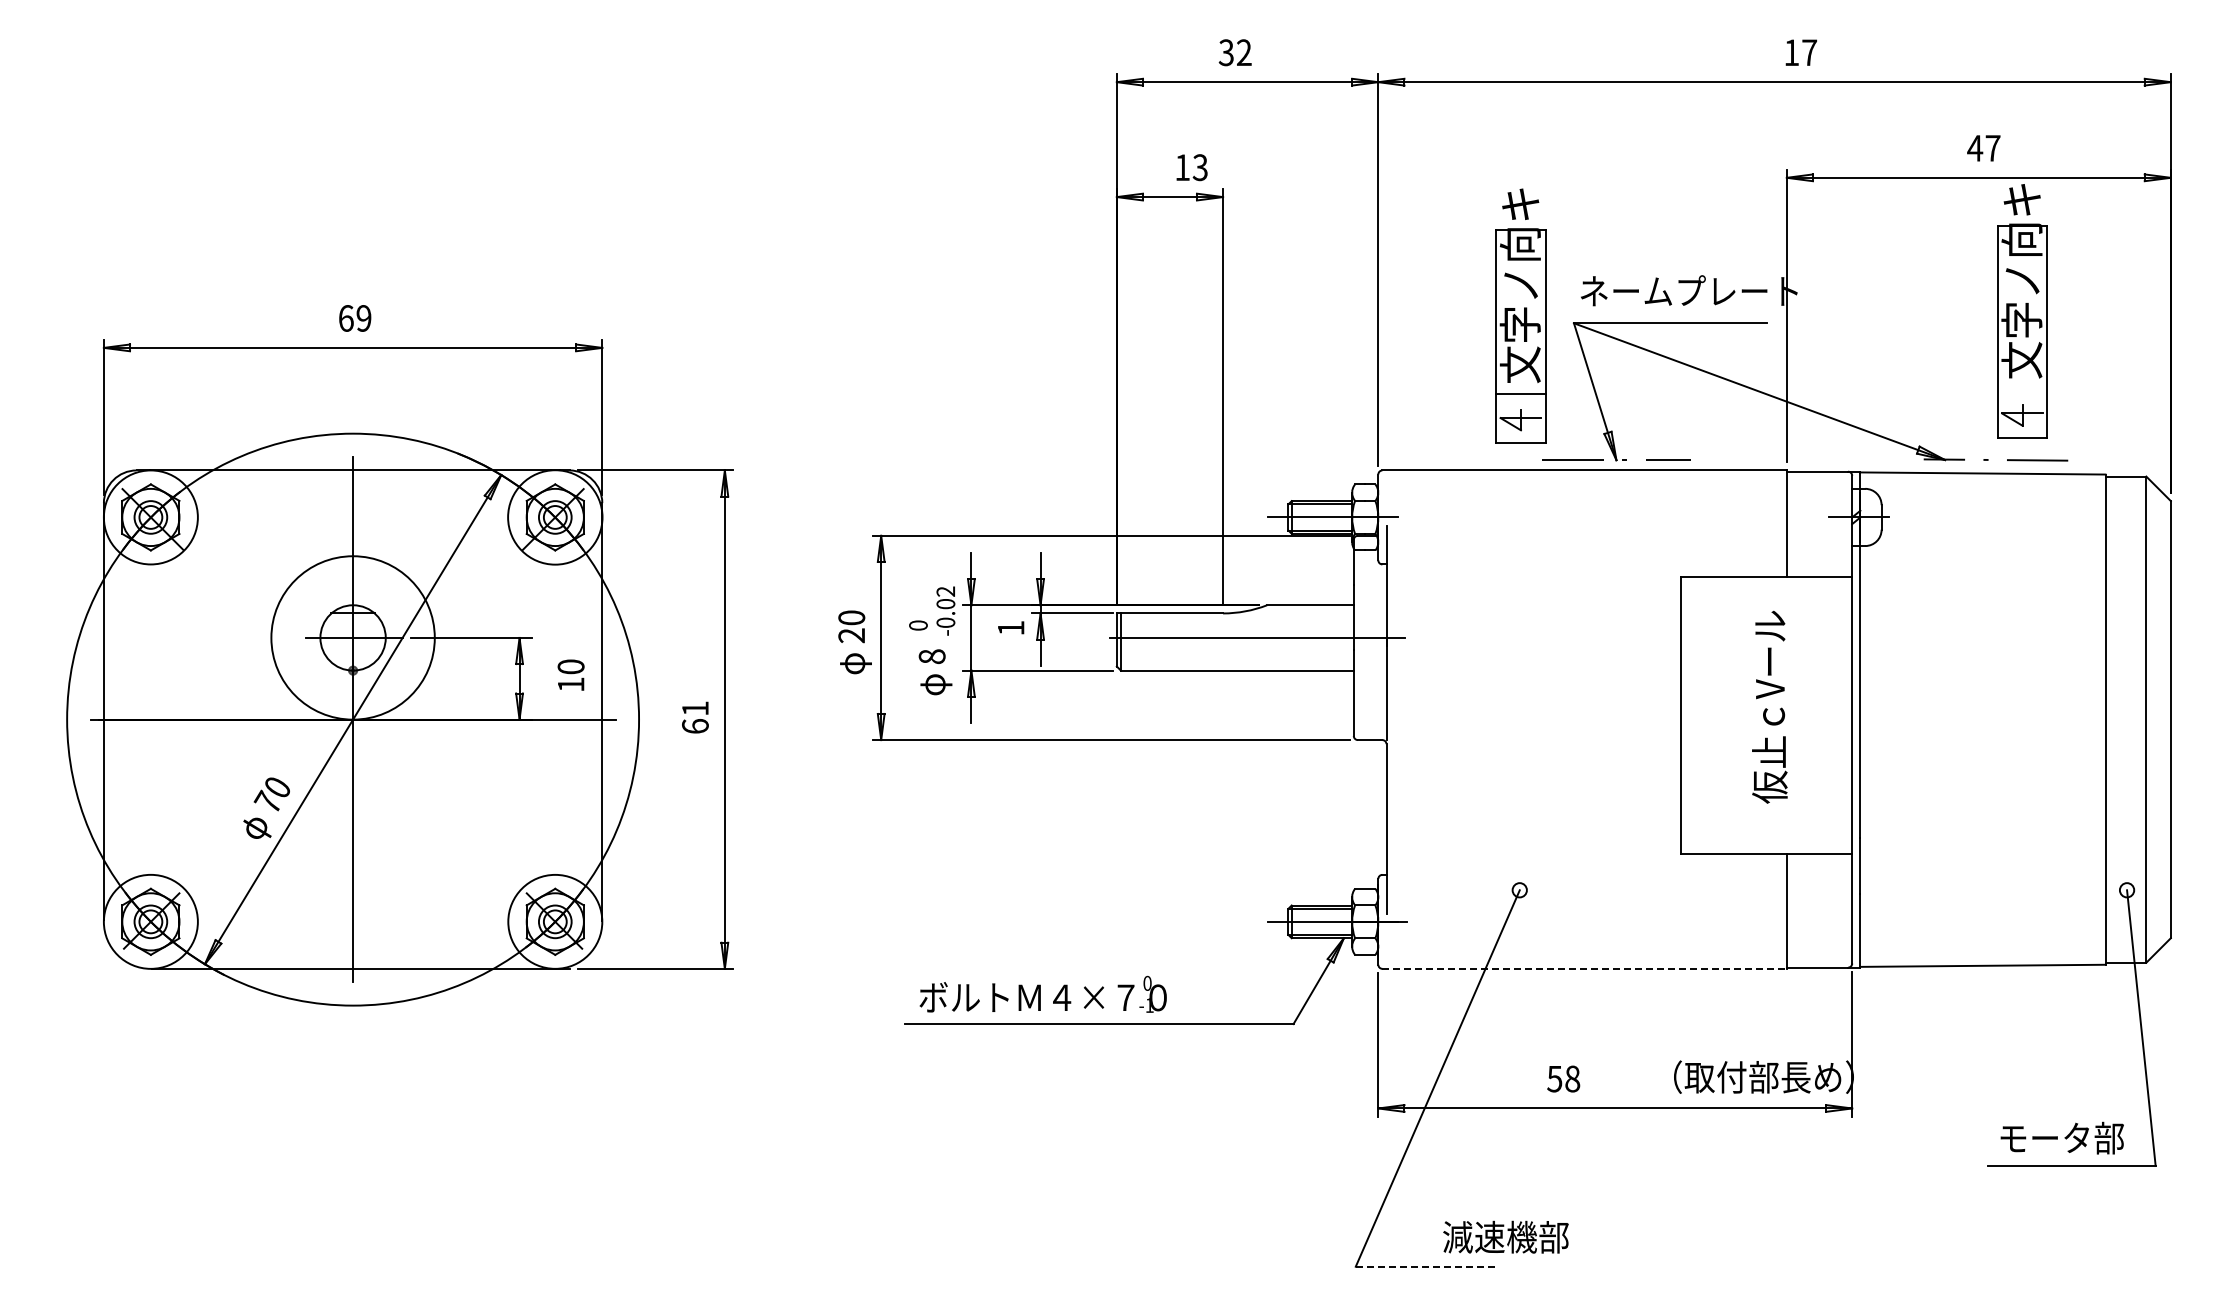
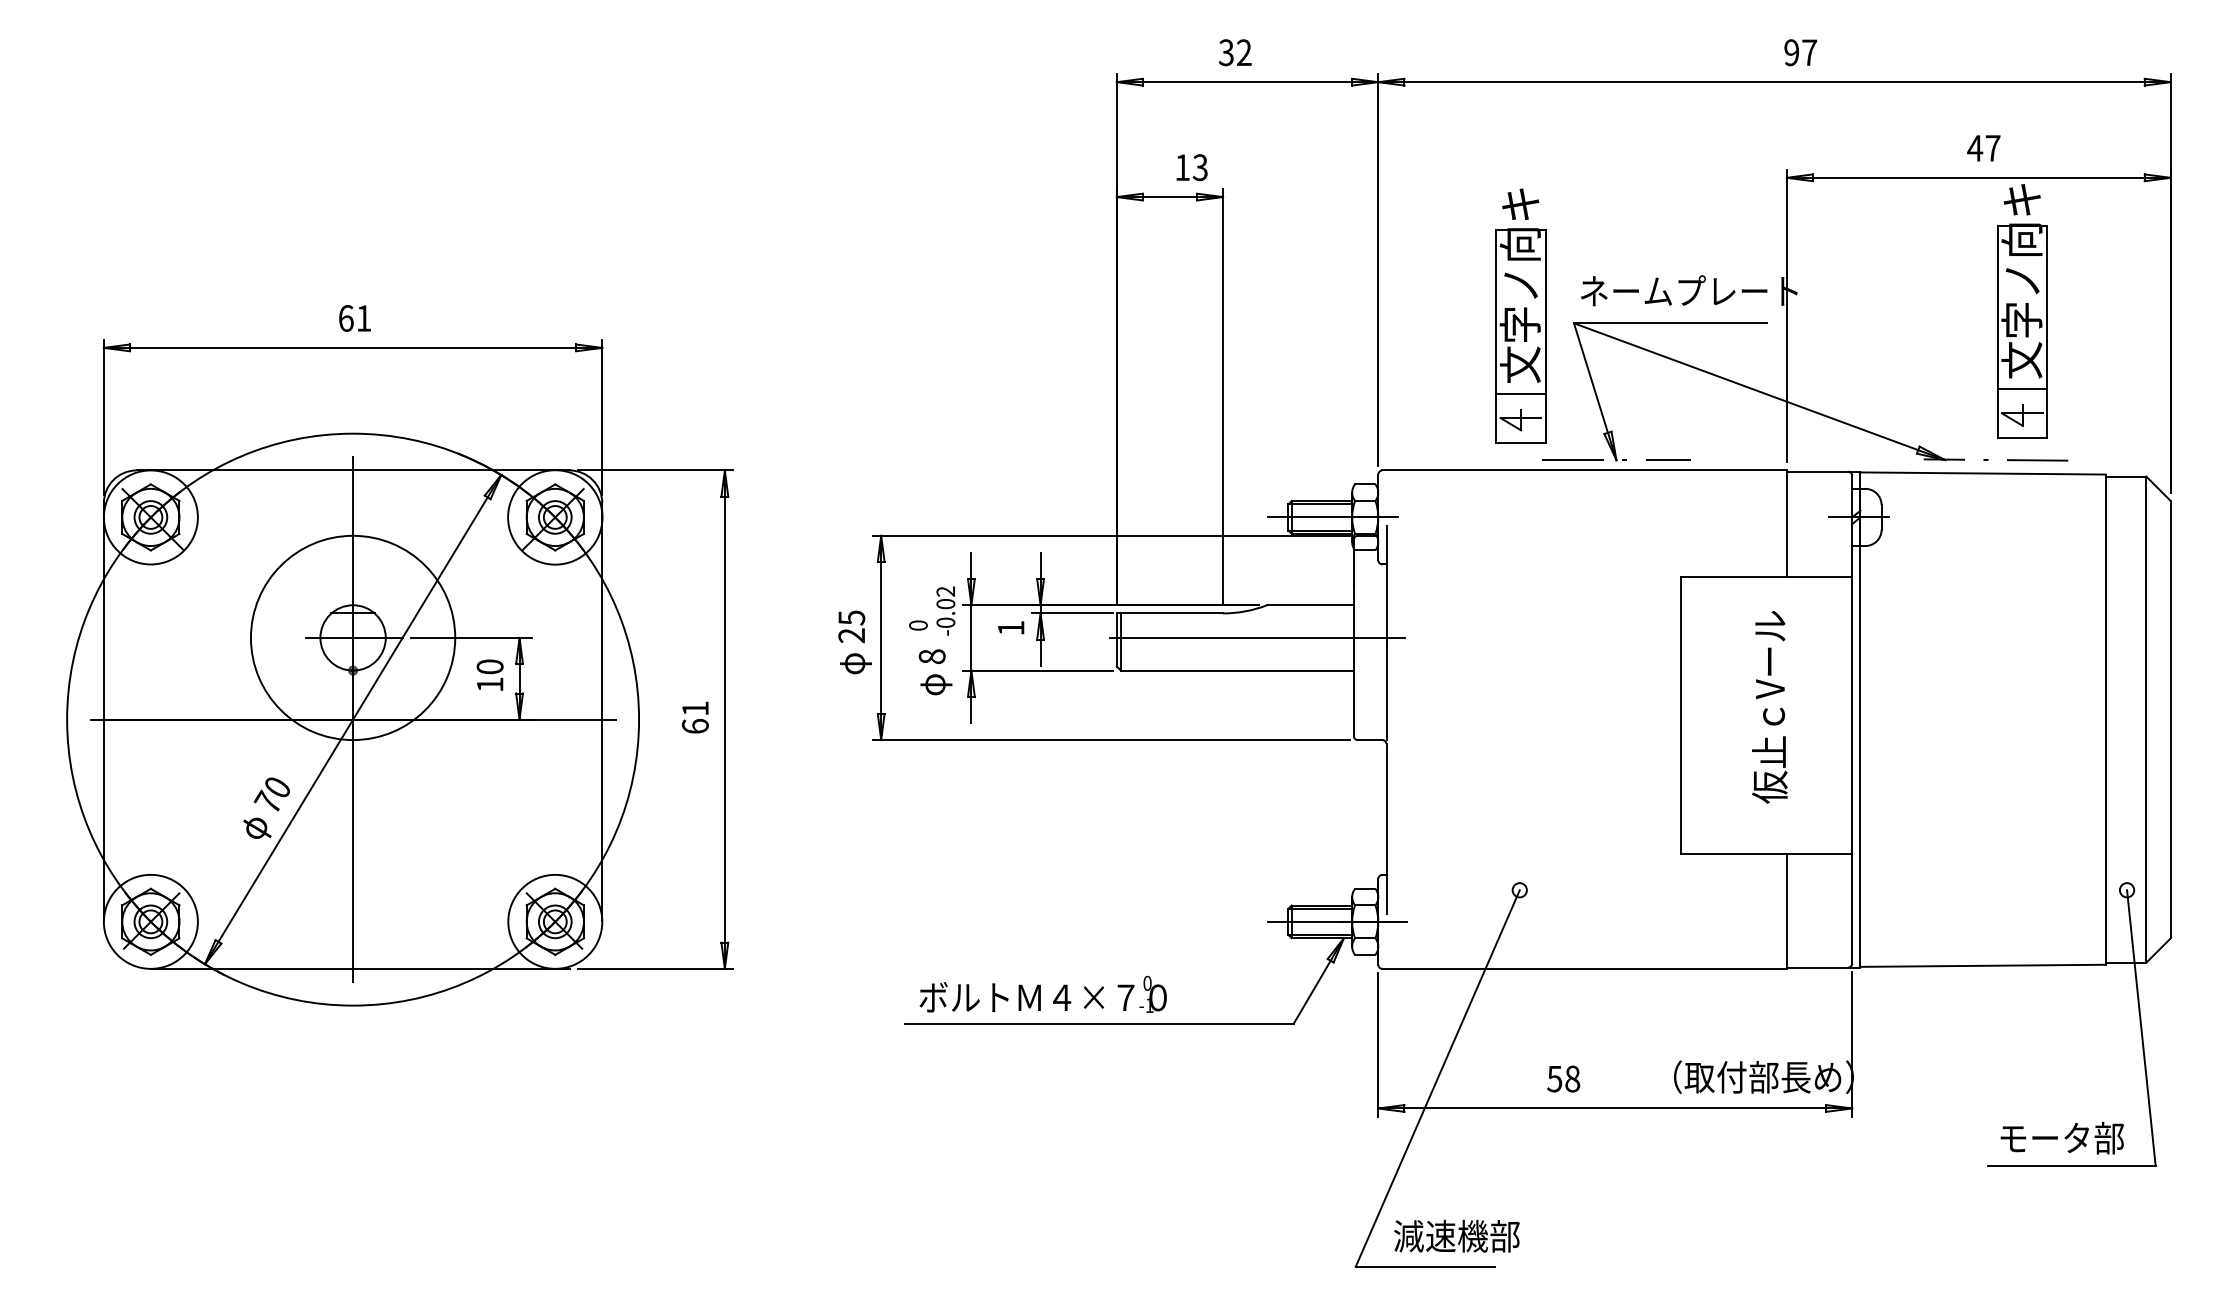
text: 17 -> 97 (1791, 52)
text: 69 -> 61 (363, 318)
line: none -> present (2022, 388)
text: 20 -> 25 (851, 617)
circle diameter: 163 px -> 204 px (352, 637)
text position: (570, 674) -> (489, 674) (489, 674)
line: dashed -> solid (1585, 968)
text position: (1505, 1236) -> (1456, 1235) (1456, 1235)
line: dashed -> solid (1425, 1266)
